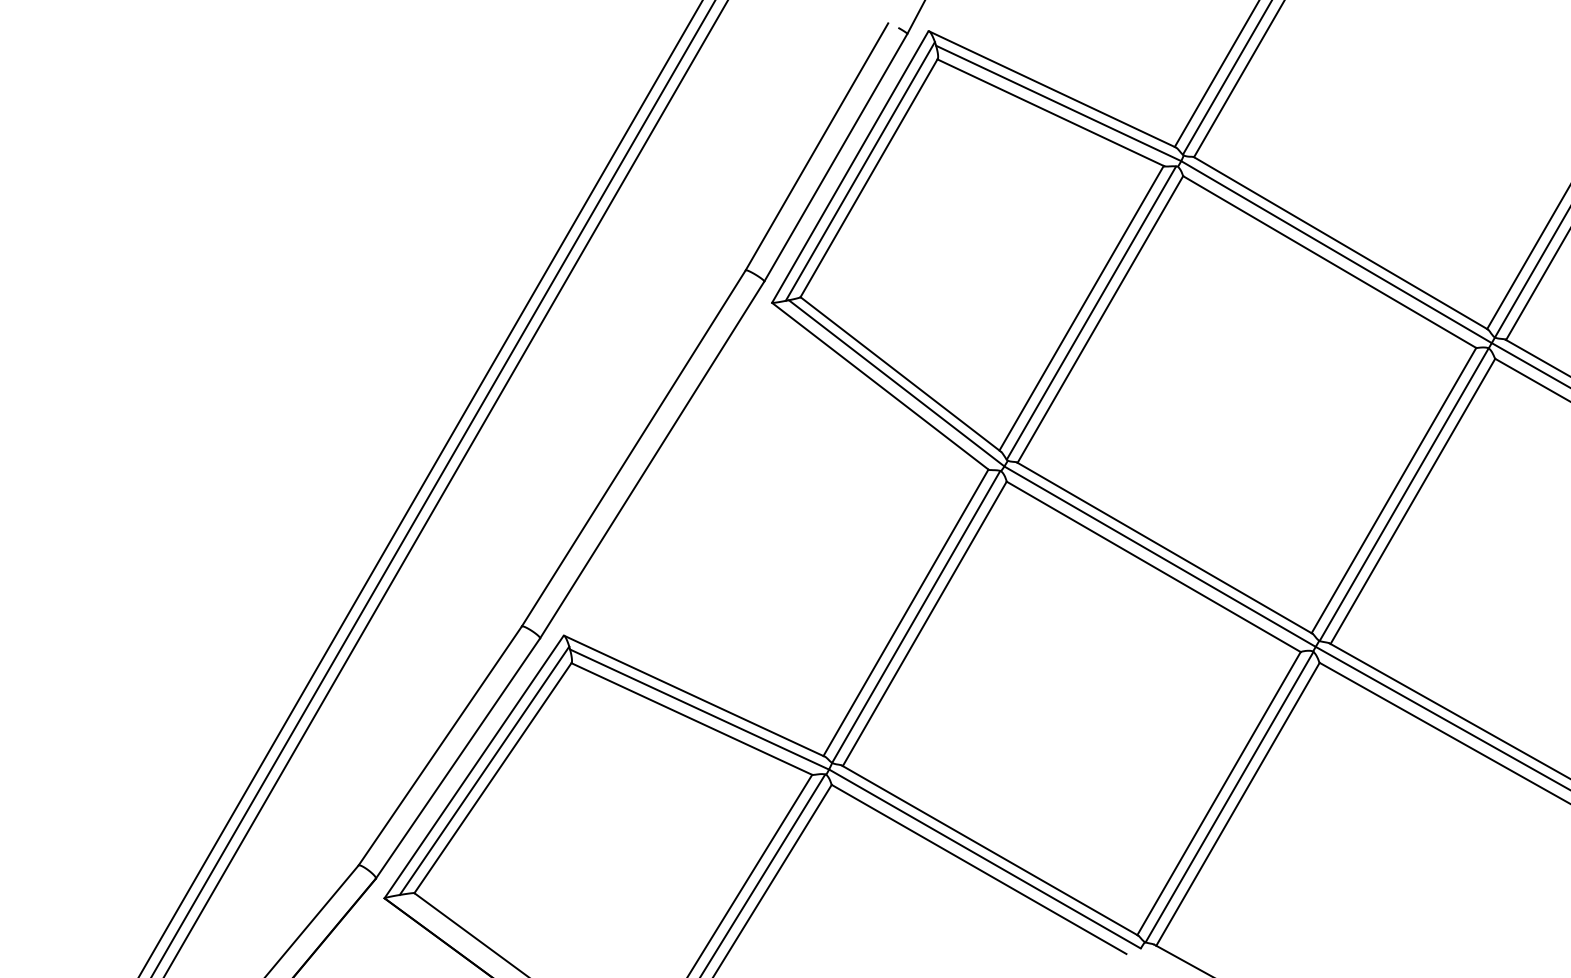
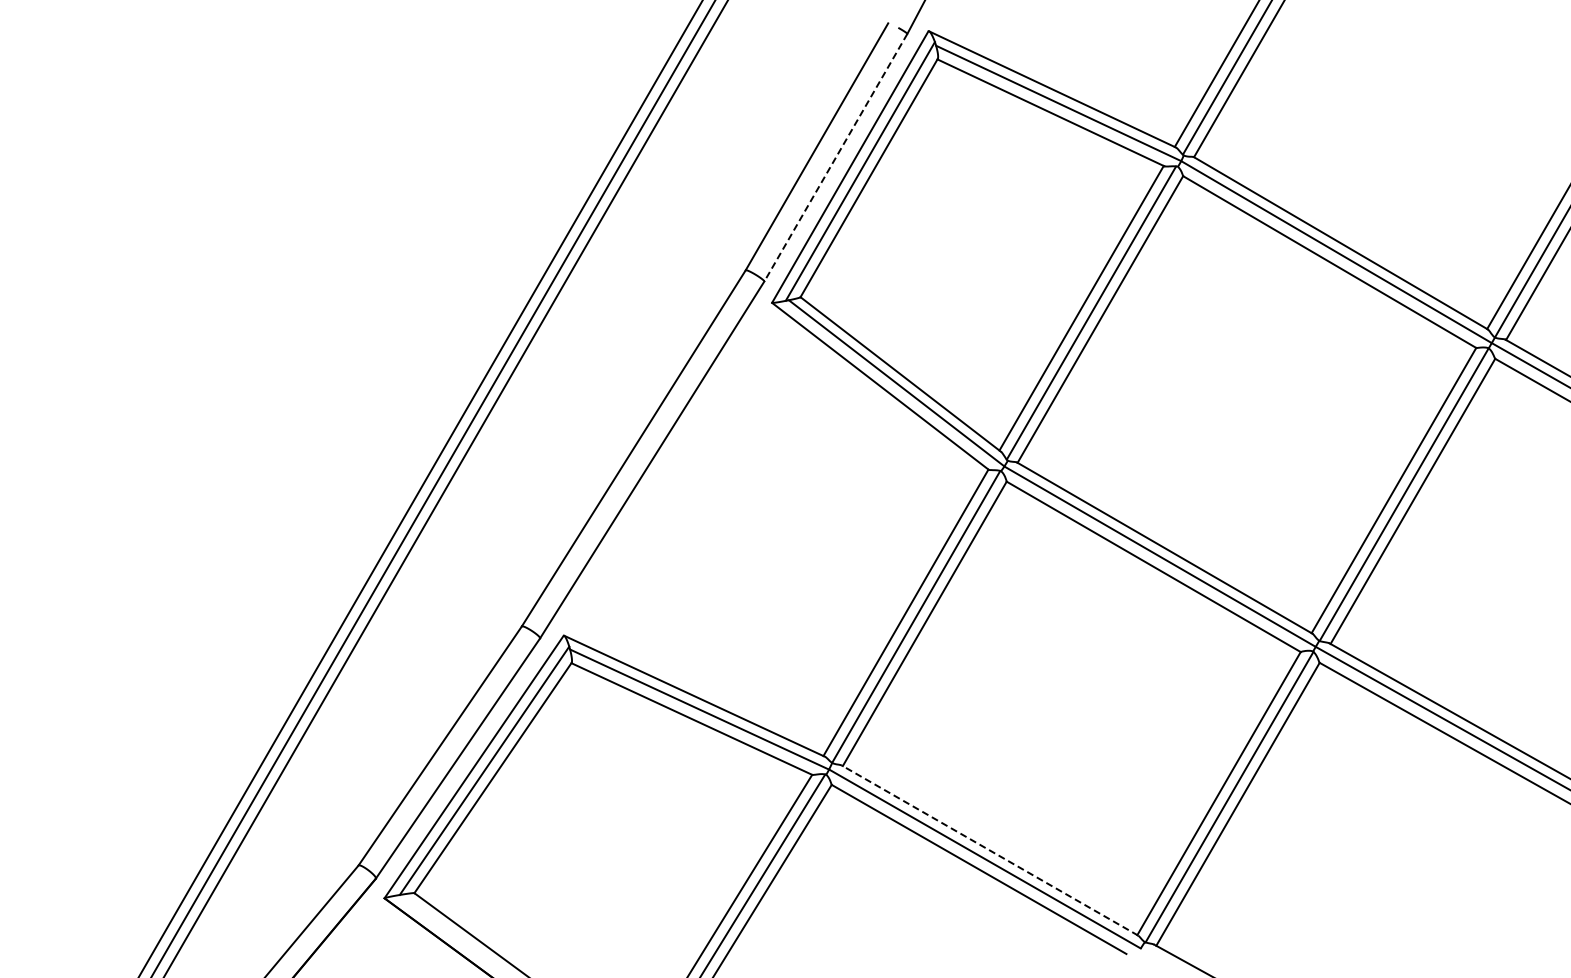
line: solid -> dashed (835, 157)
line: solid -> dashed (990, 850)
